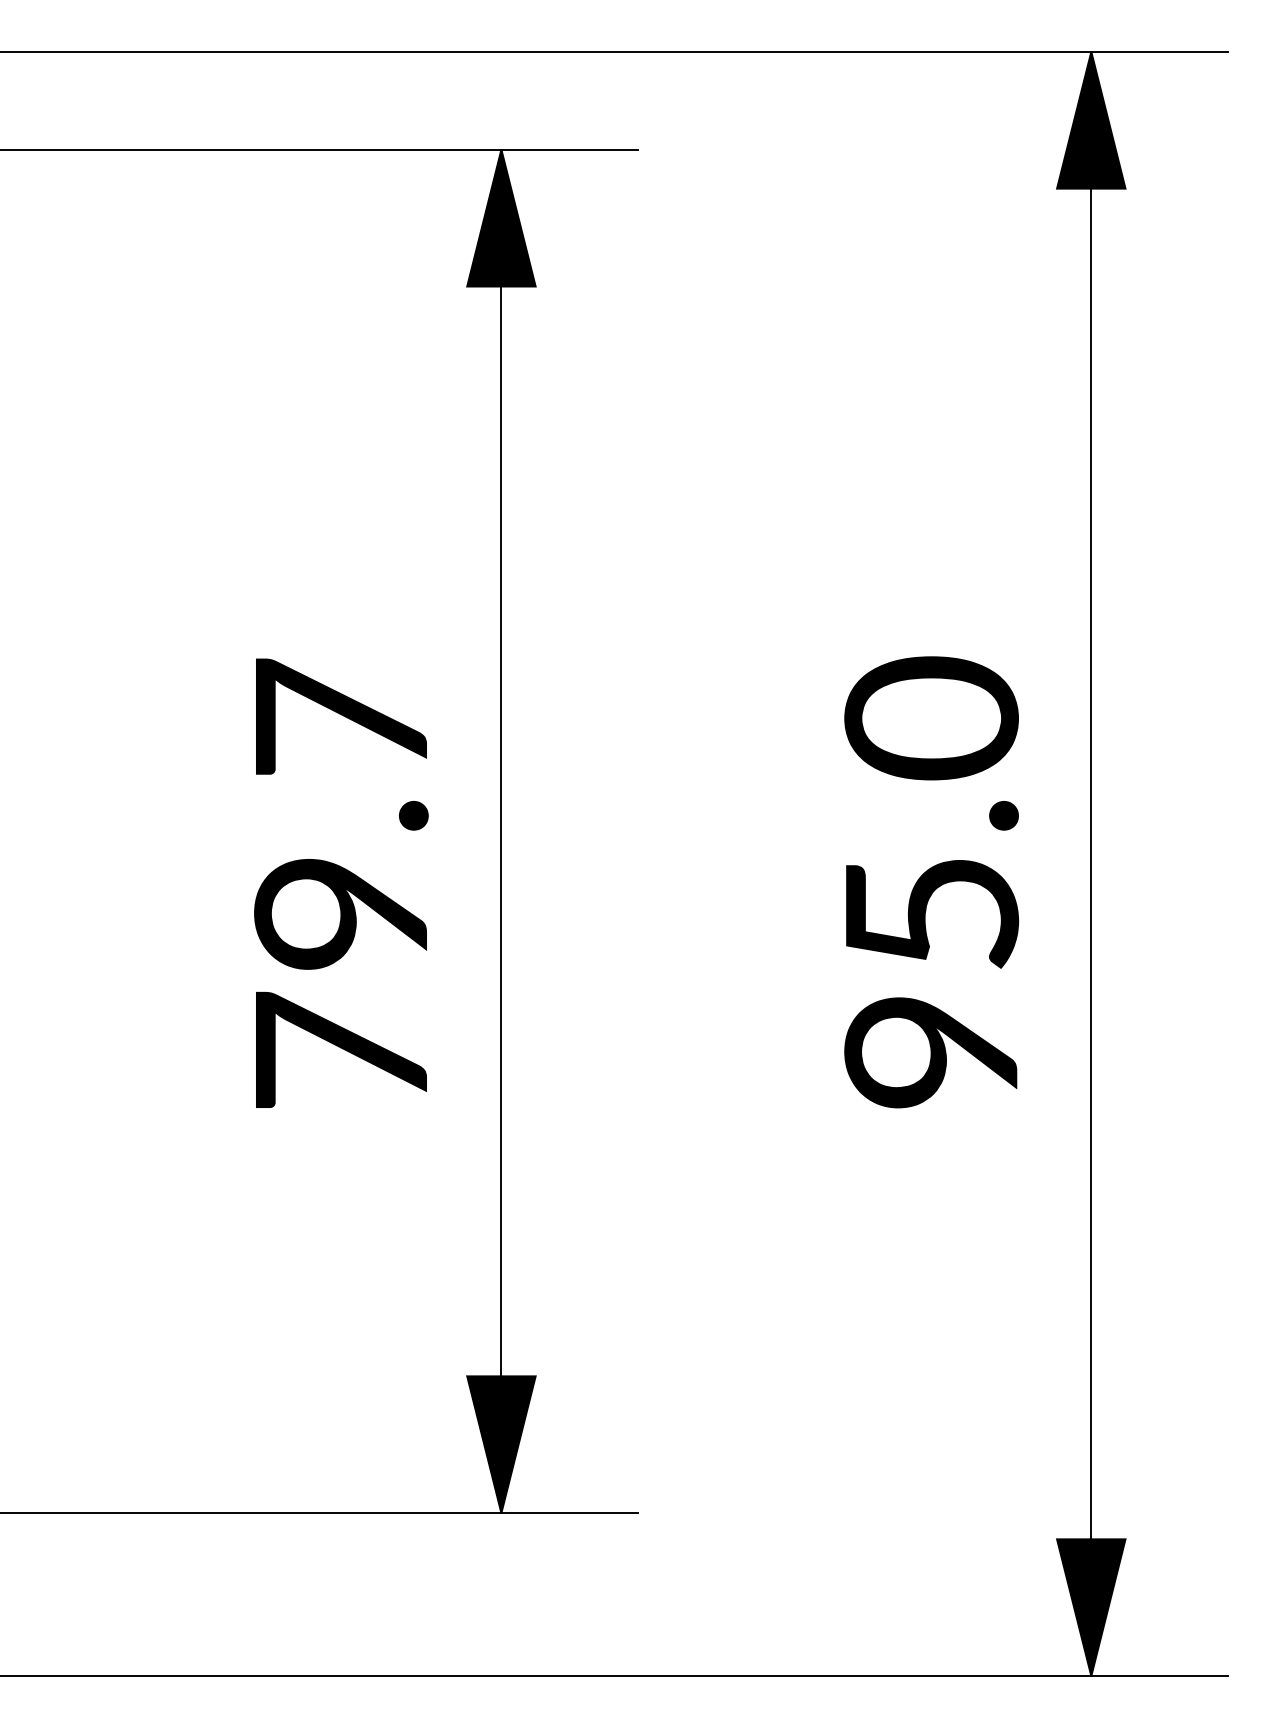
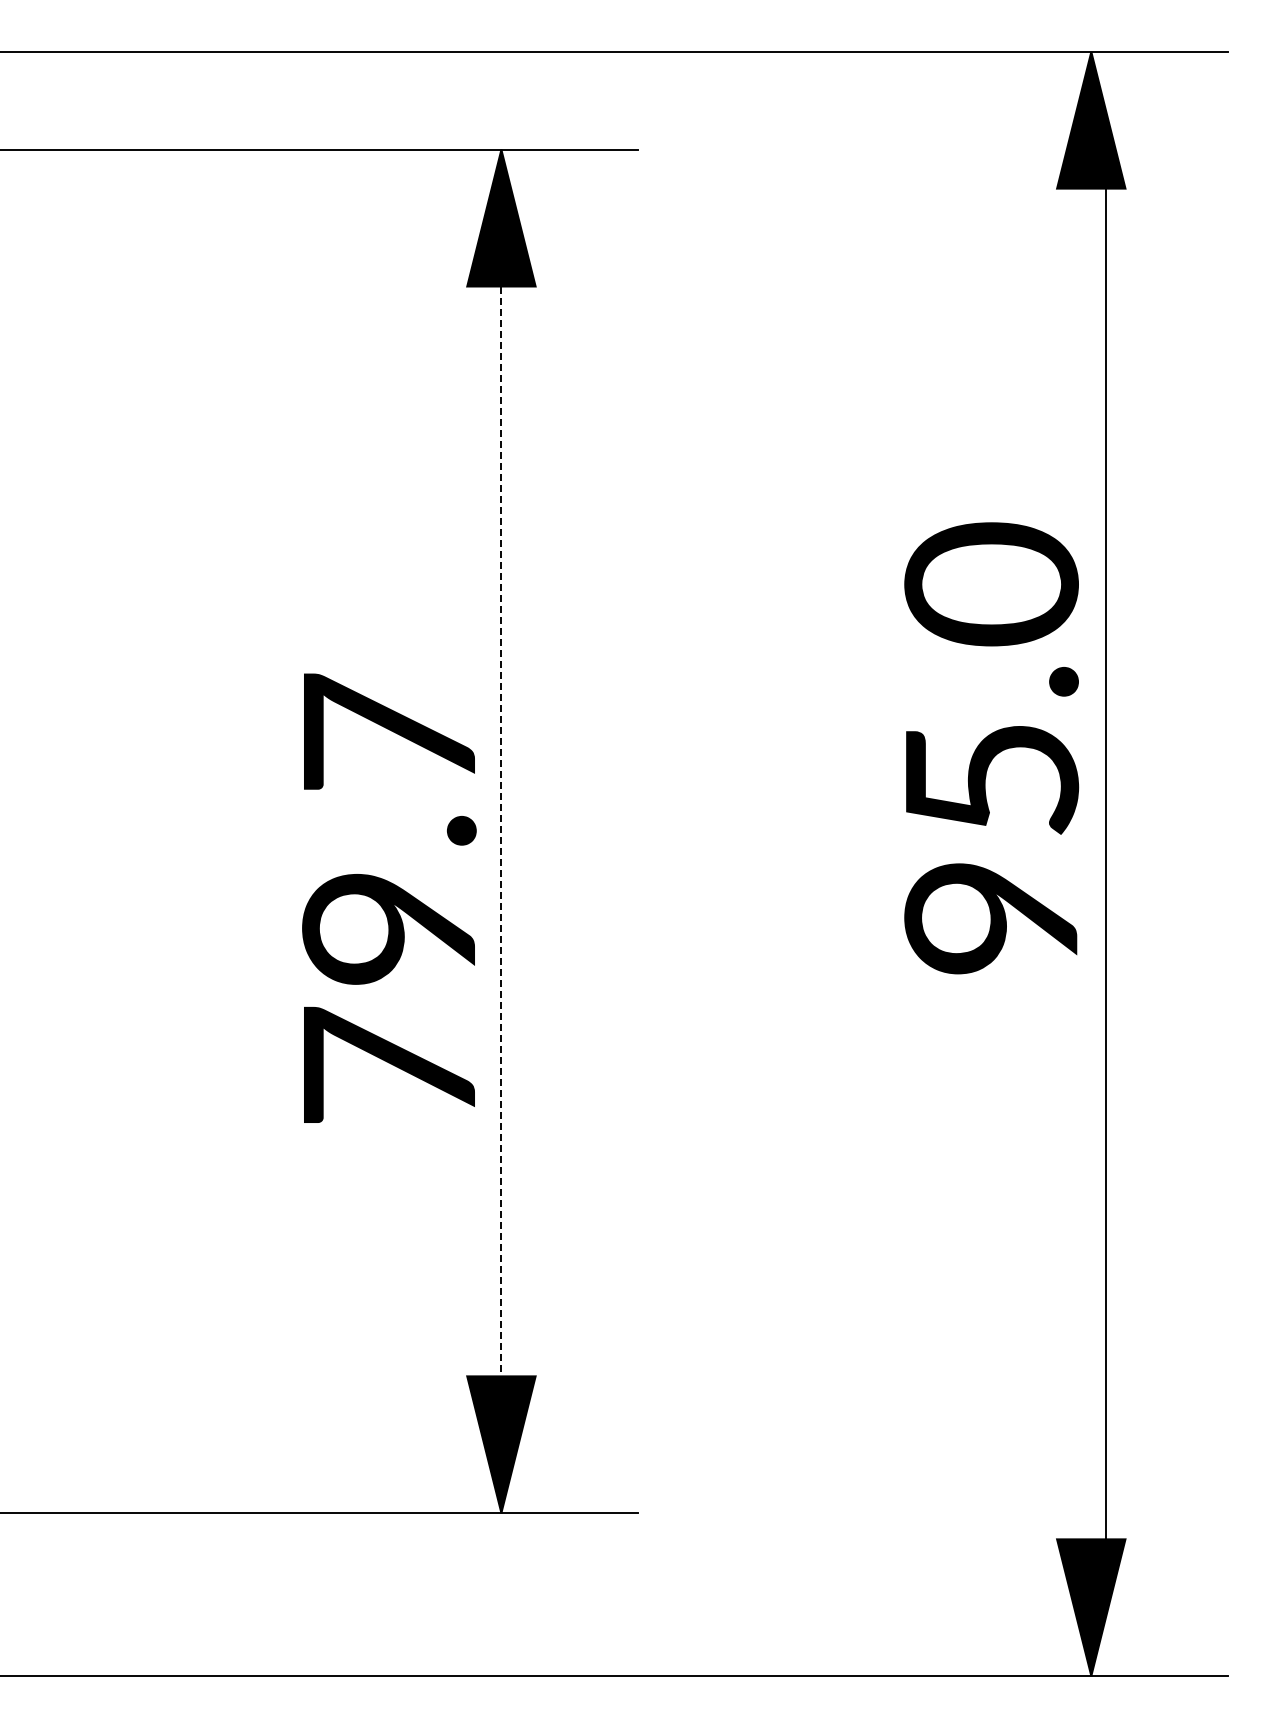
line: solid -> dashed (501, 831)
line position: (1091, 863) -> (1106, 863) (1106, 863)
text position: (341, 882) -> (389, 897) (389, 897)
text position: (931, 882) -> (991, 748) (991, 748)
